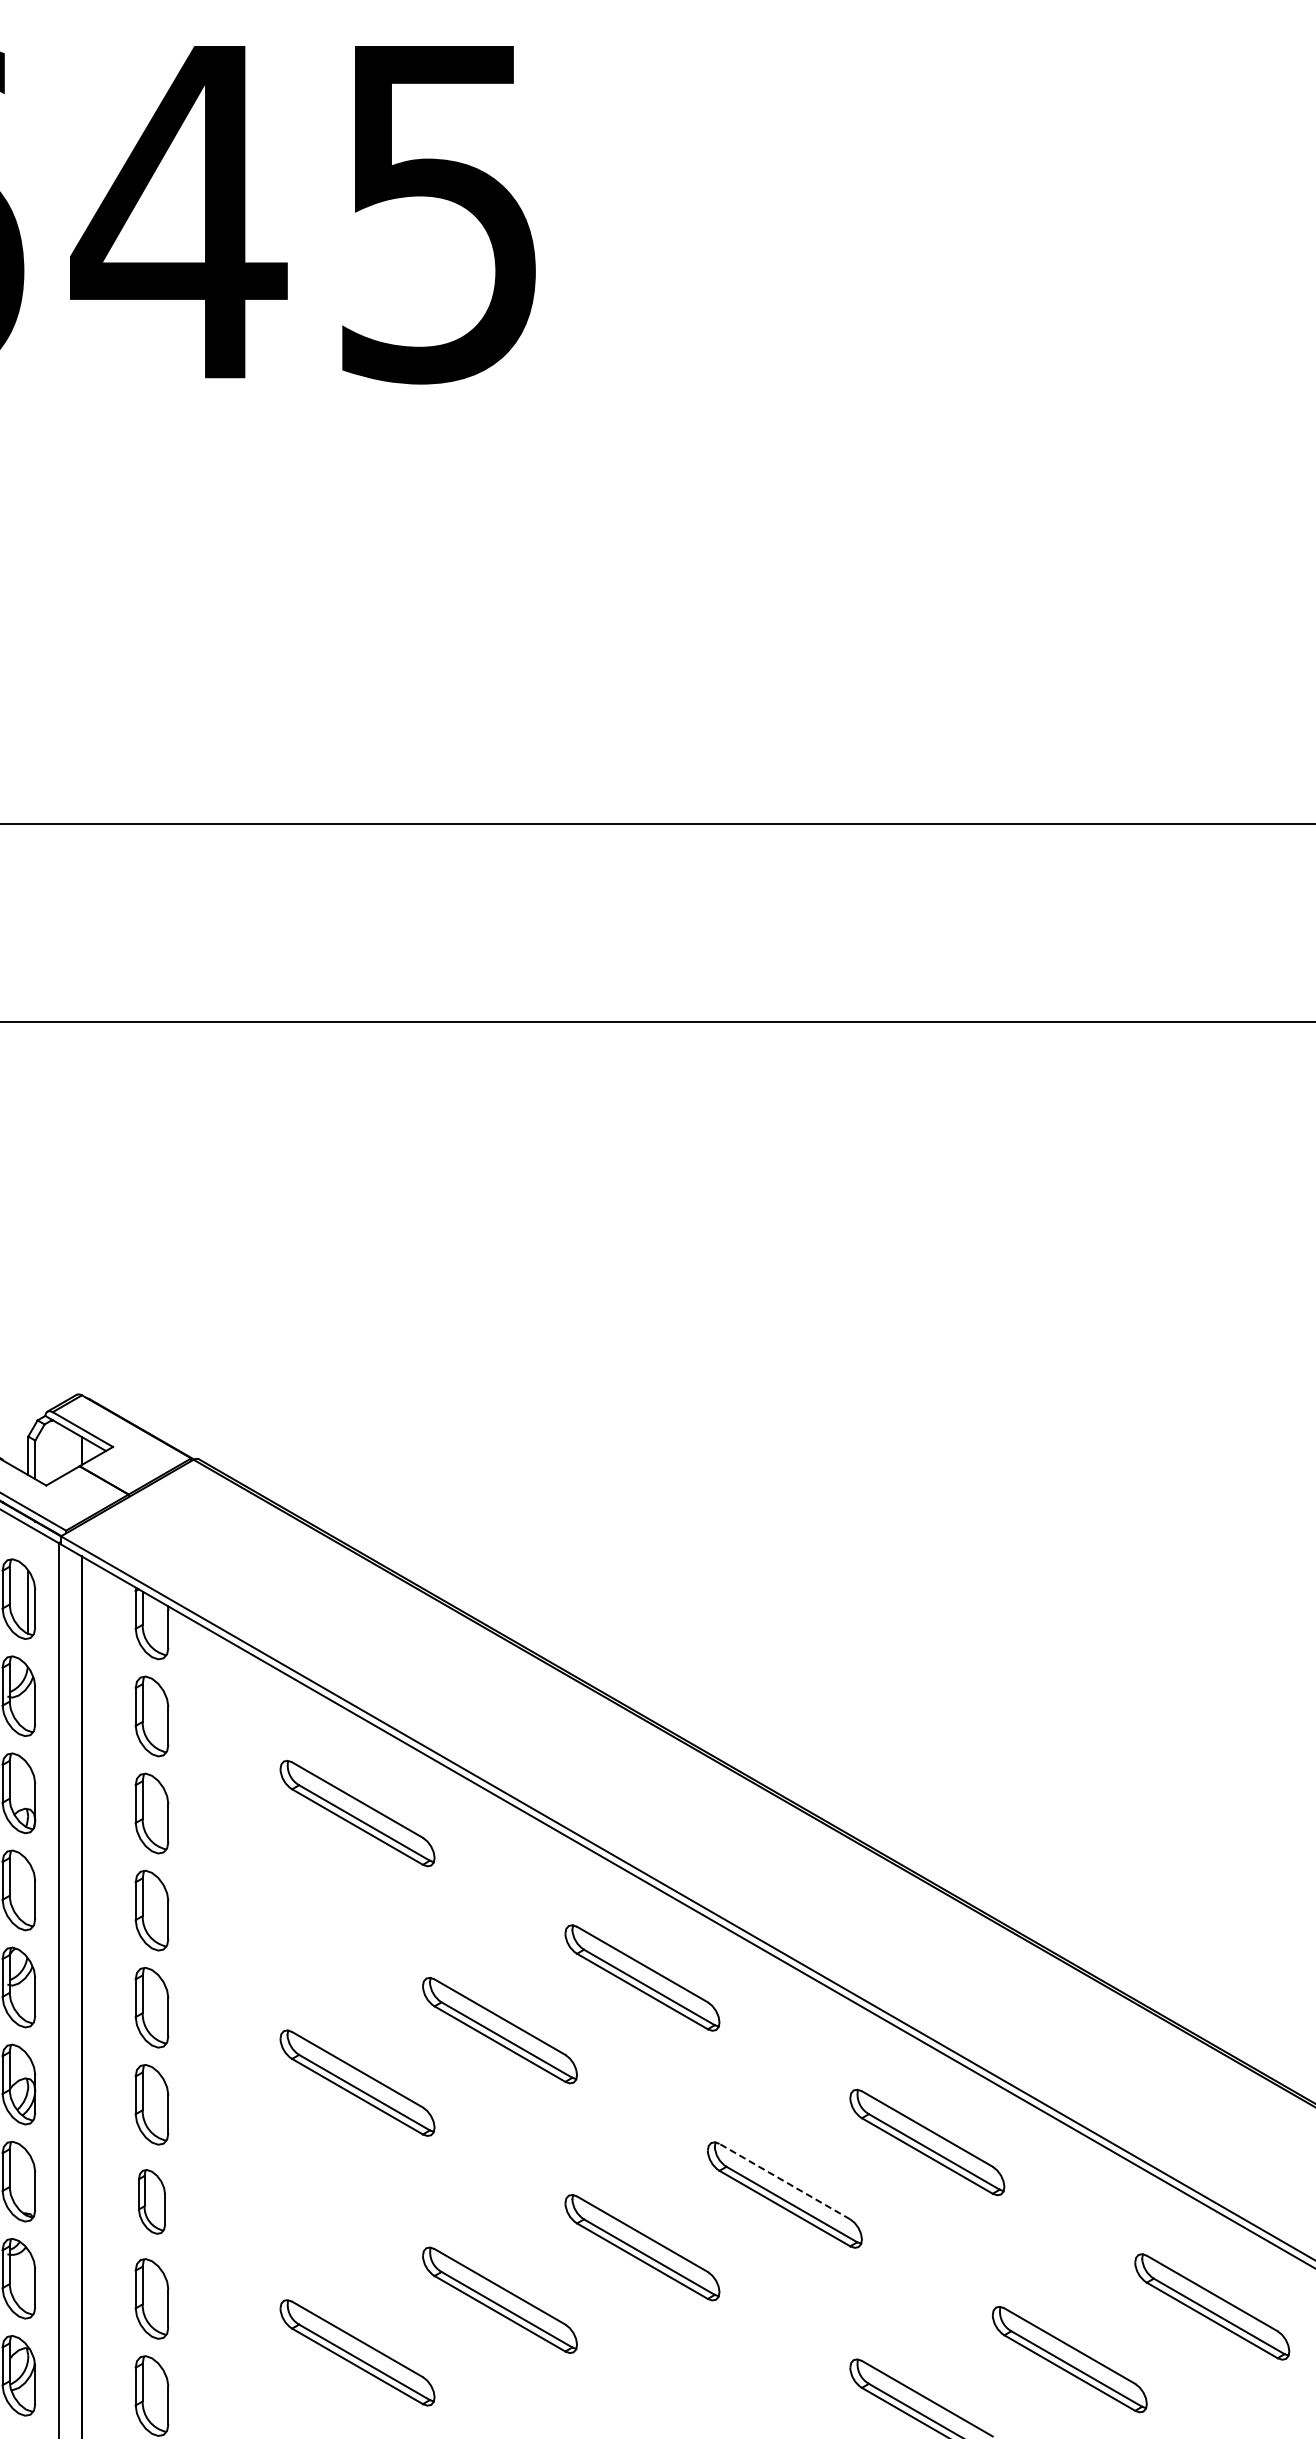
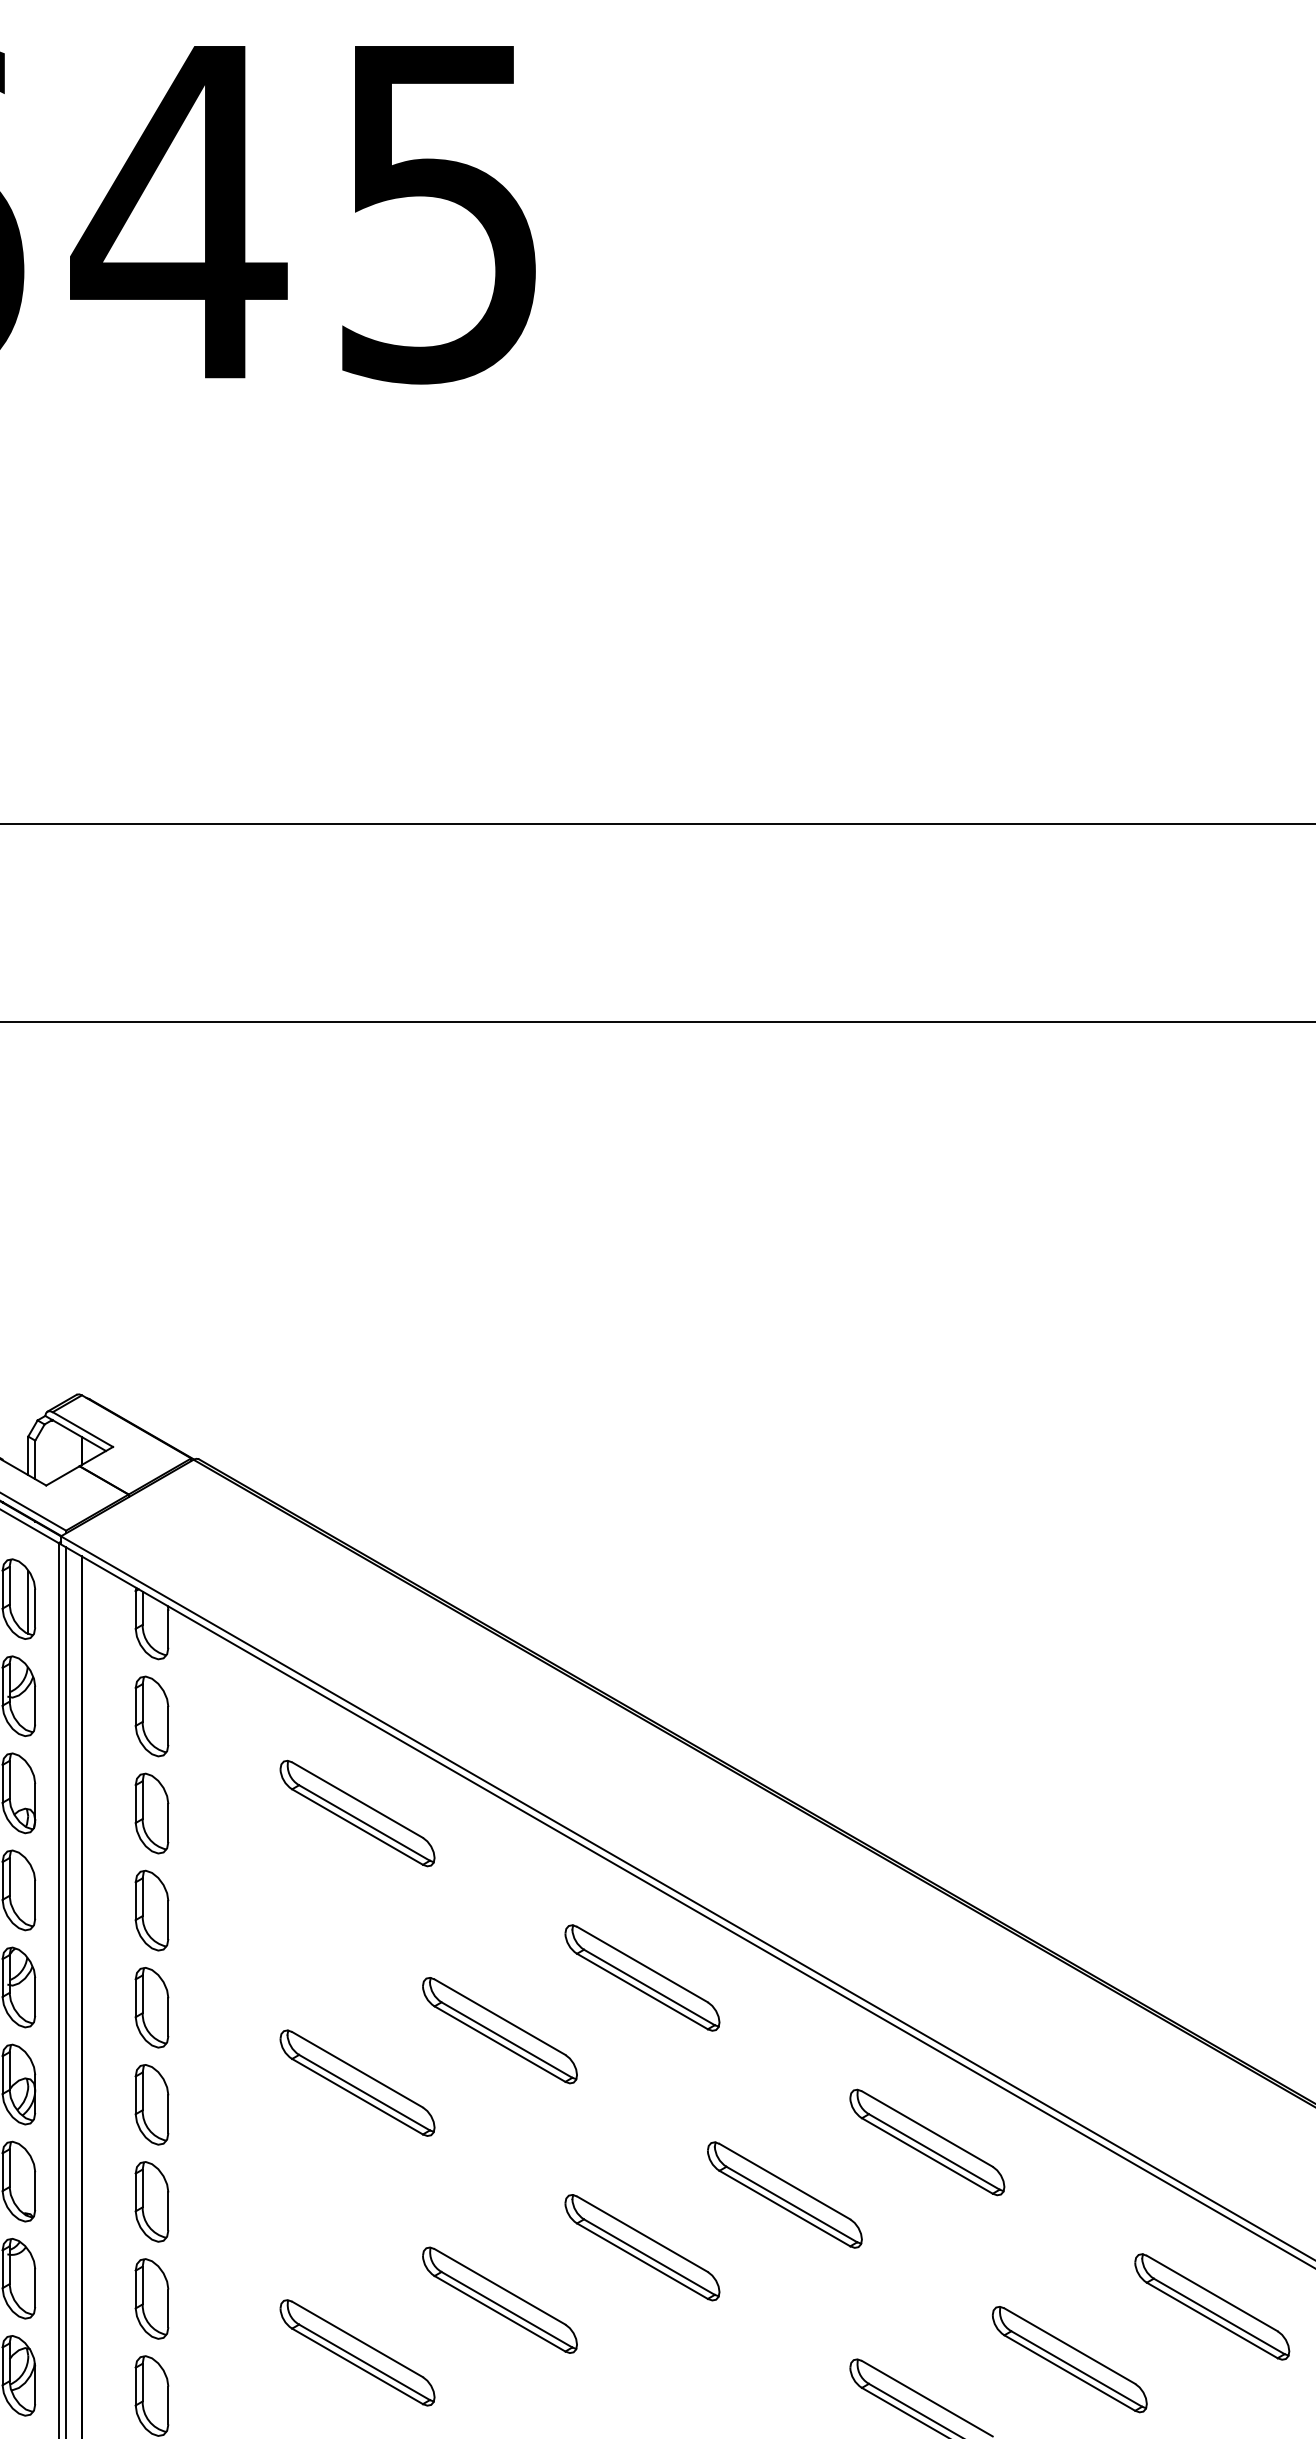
line: none -> present (65, 1991)
line: dashed -> solid (784, 2181)
part size: 29x66 px -> 36x82 px (151, 2201)
